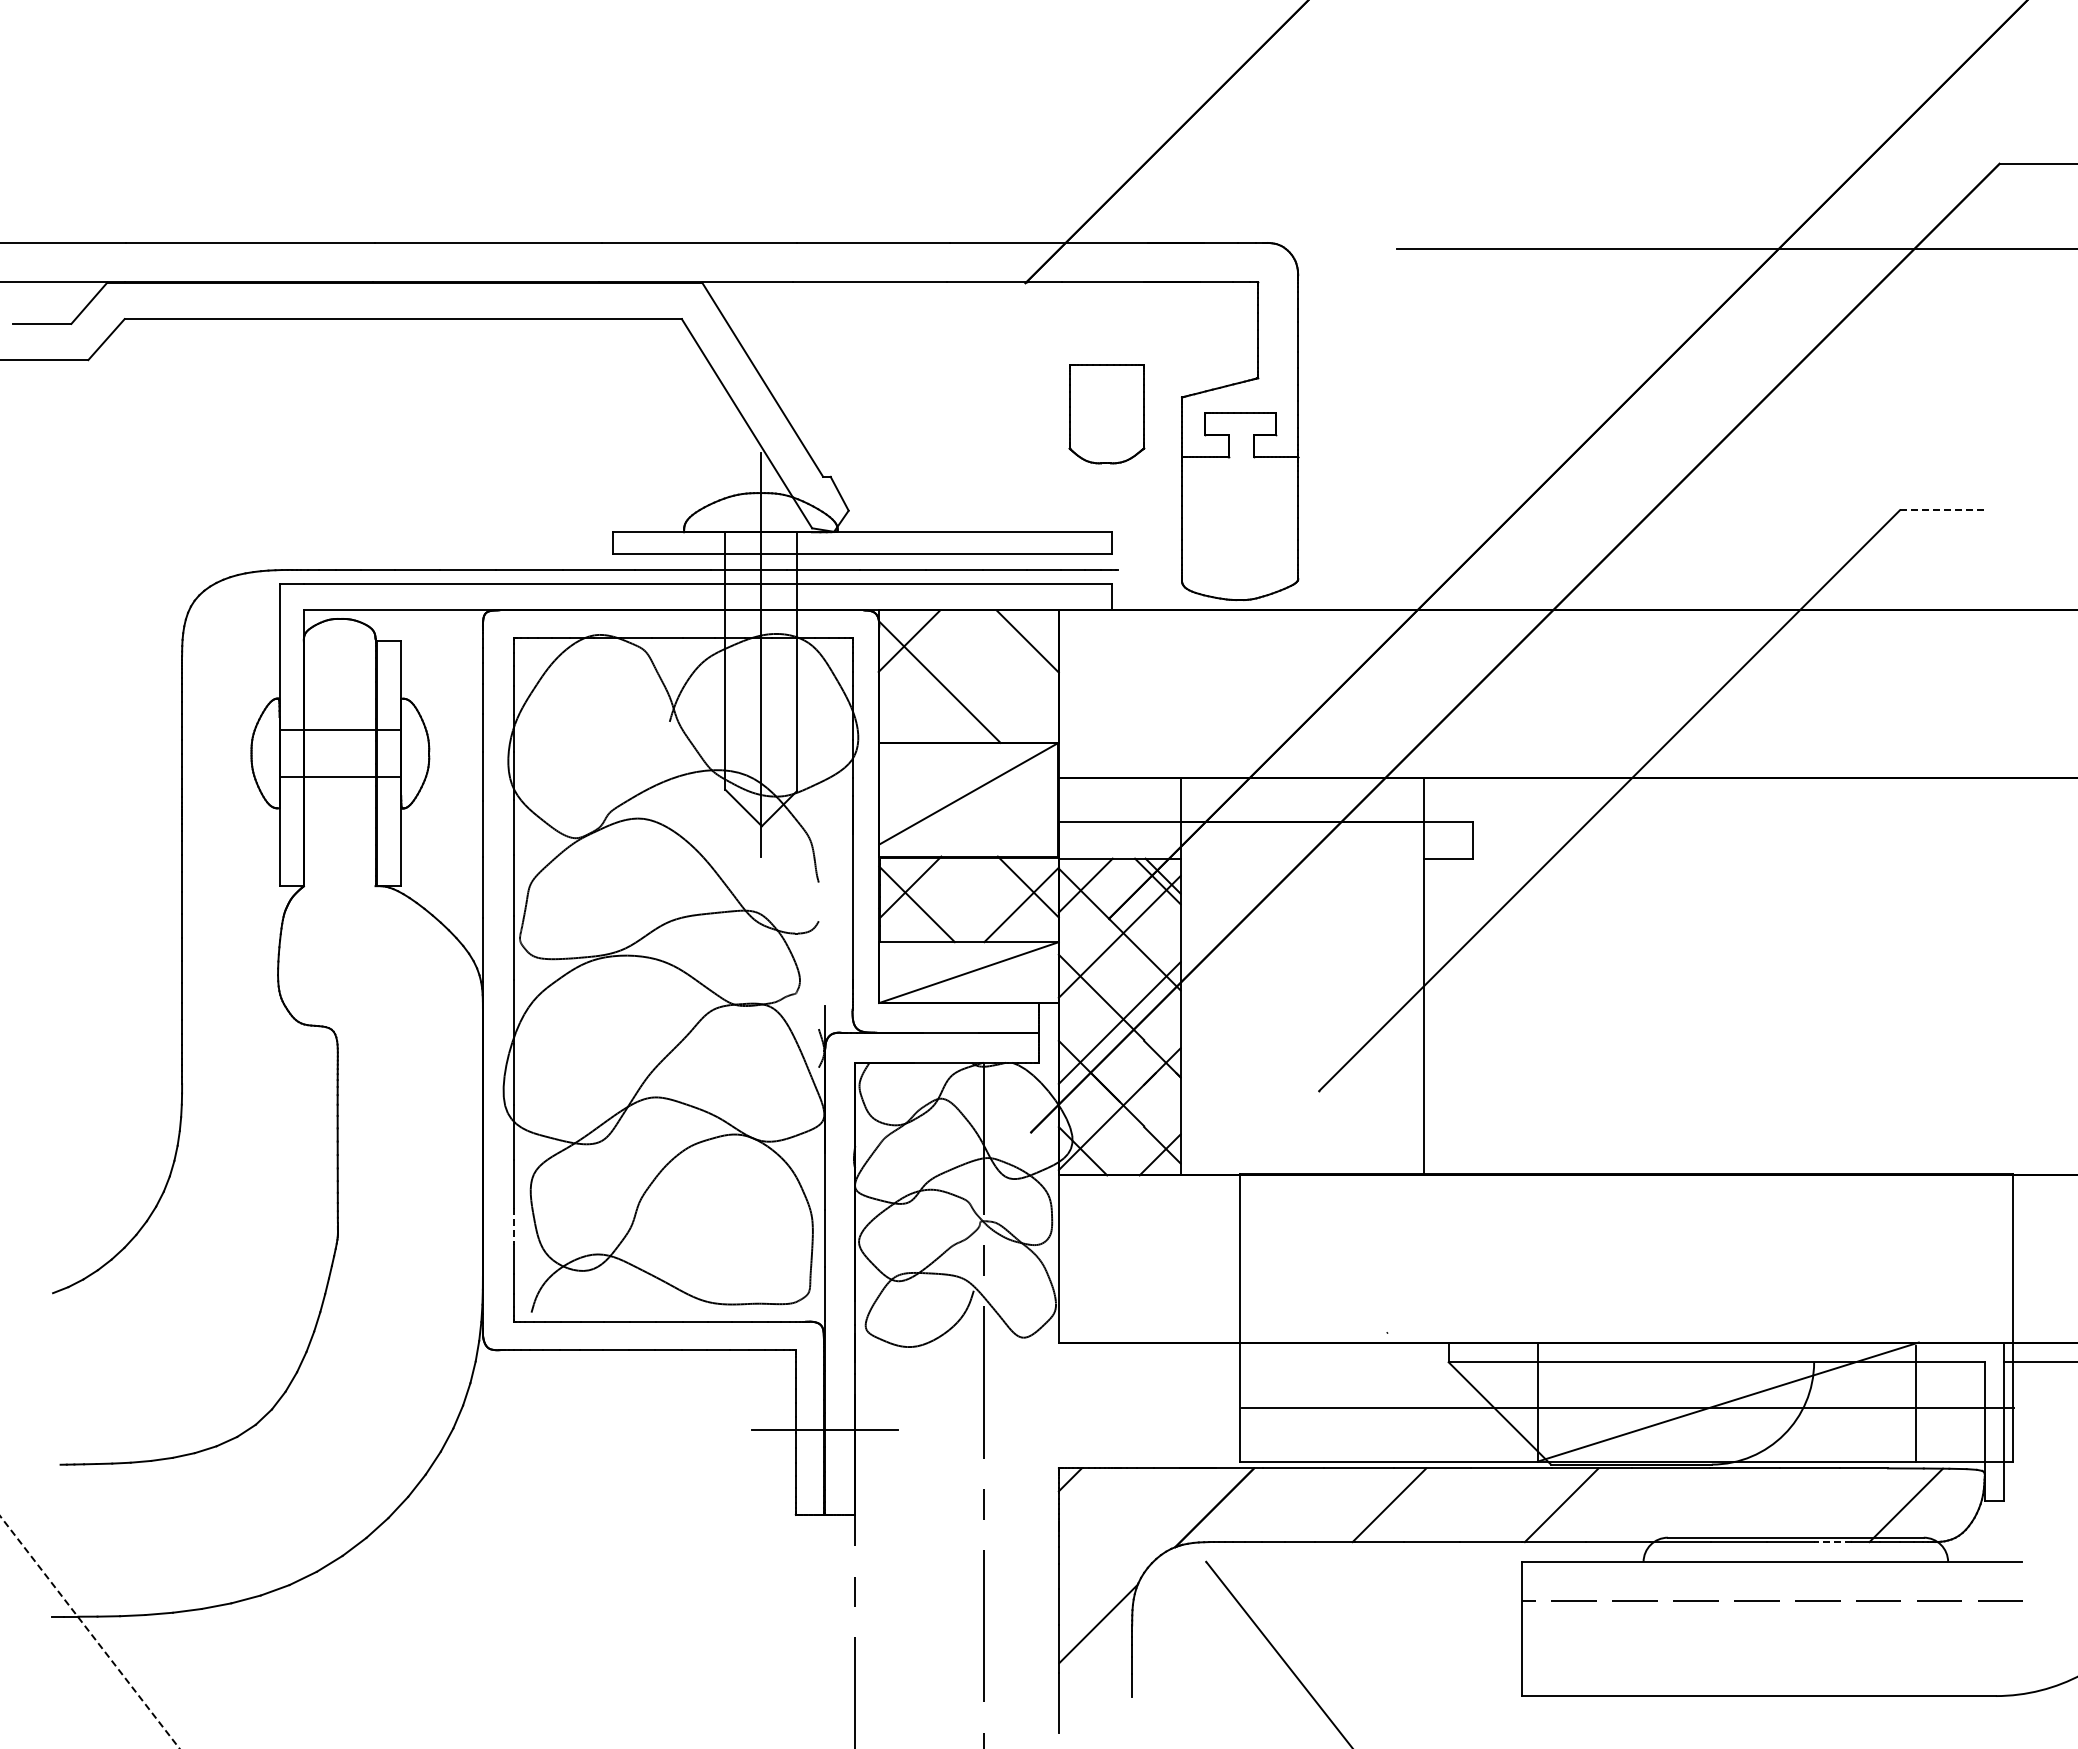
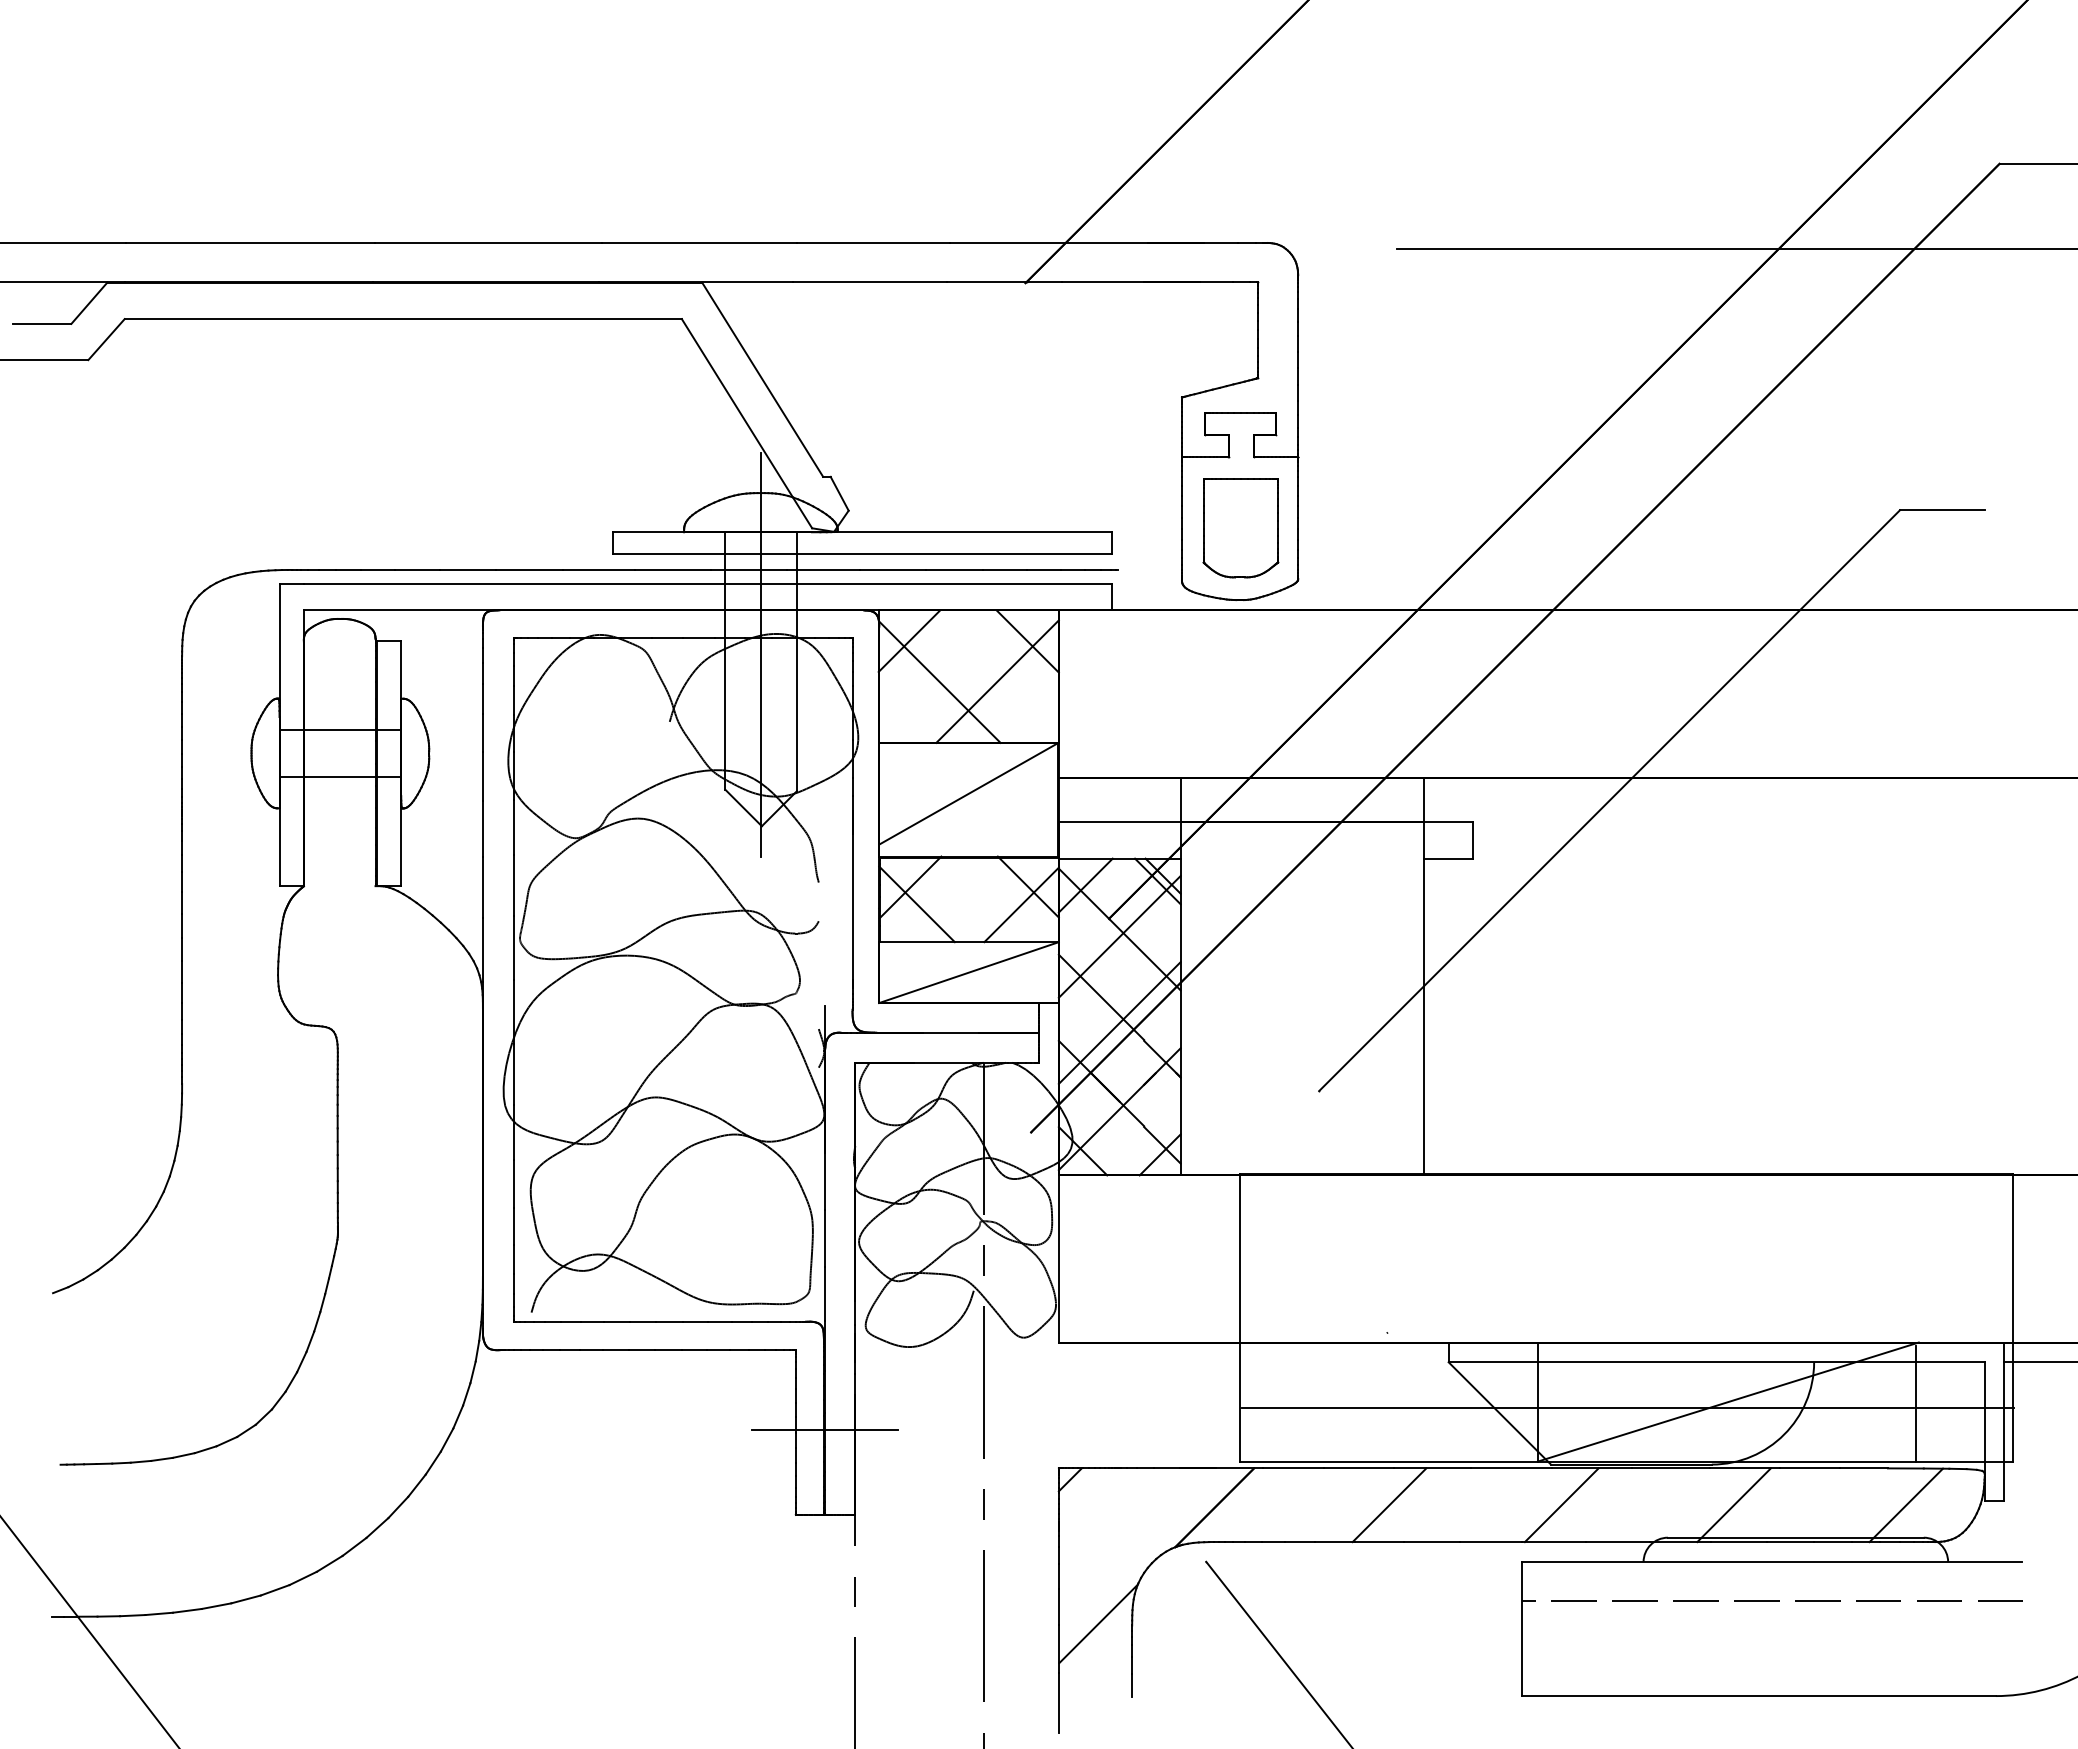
part position: (1106, 414) -> (1240, 528) (1240, 528)
line: dashed -> solid (1942, 510)
line: none -> present (997, 681)
line: dashed -> solid (513, 1226)
line: none -> present (1733, 1505)
line: dashed -> solid (1832, 1542)
line: dashed -> solid (89, 1631)
